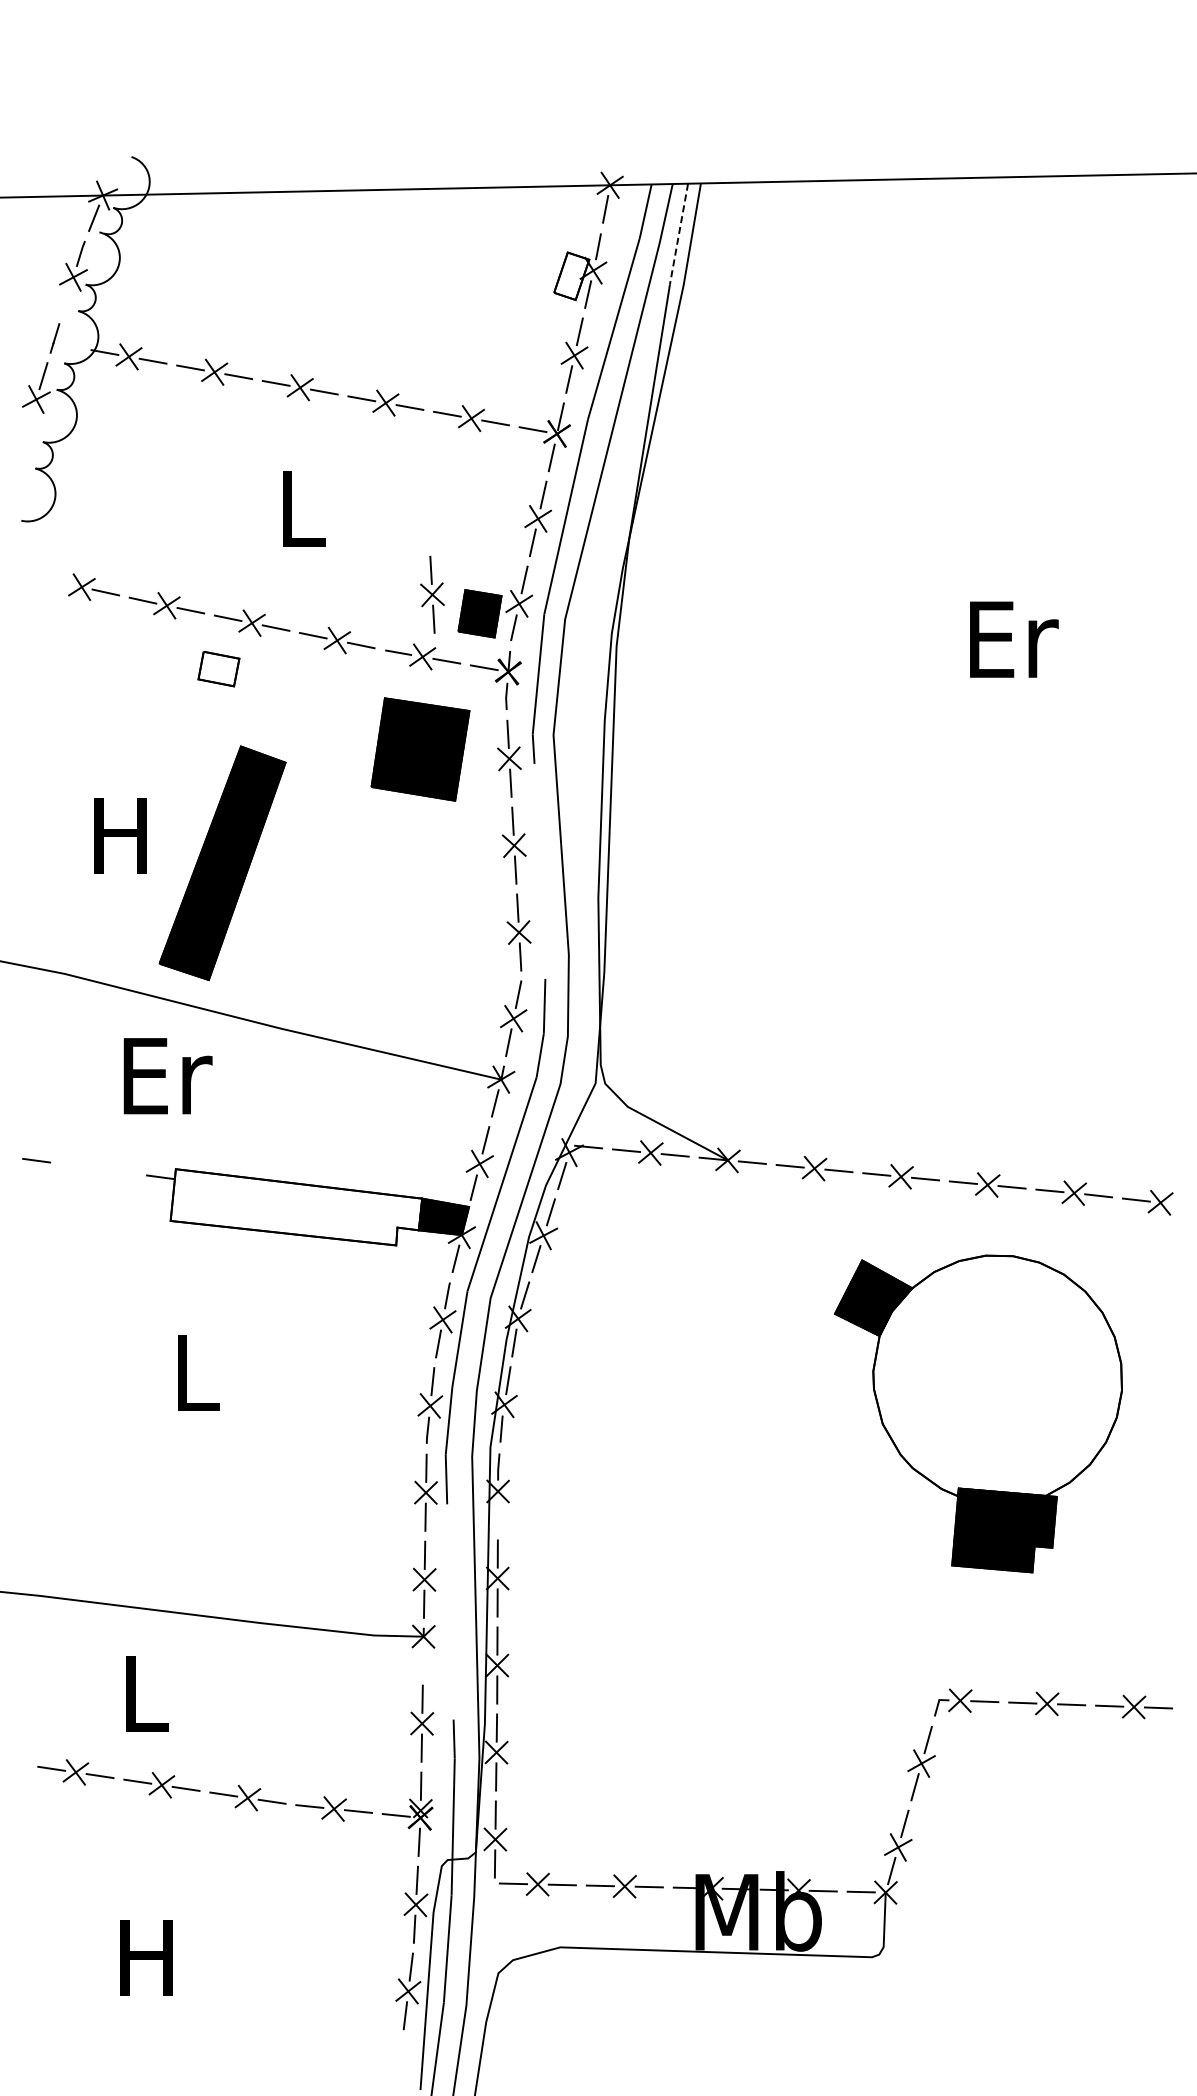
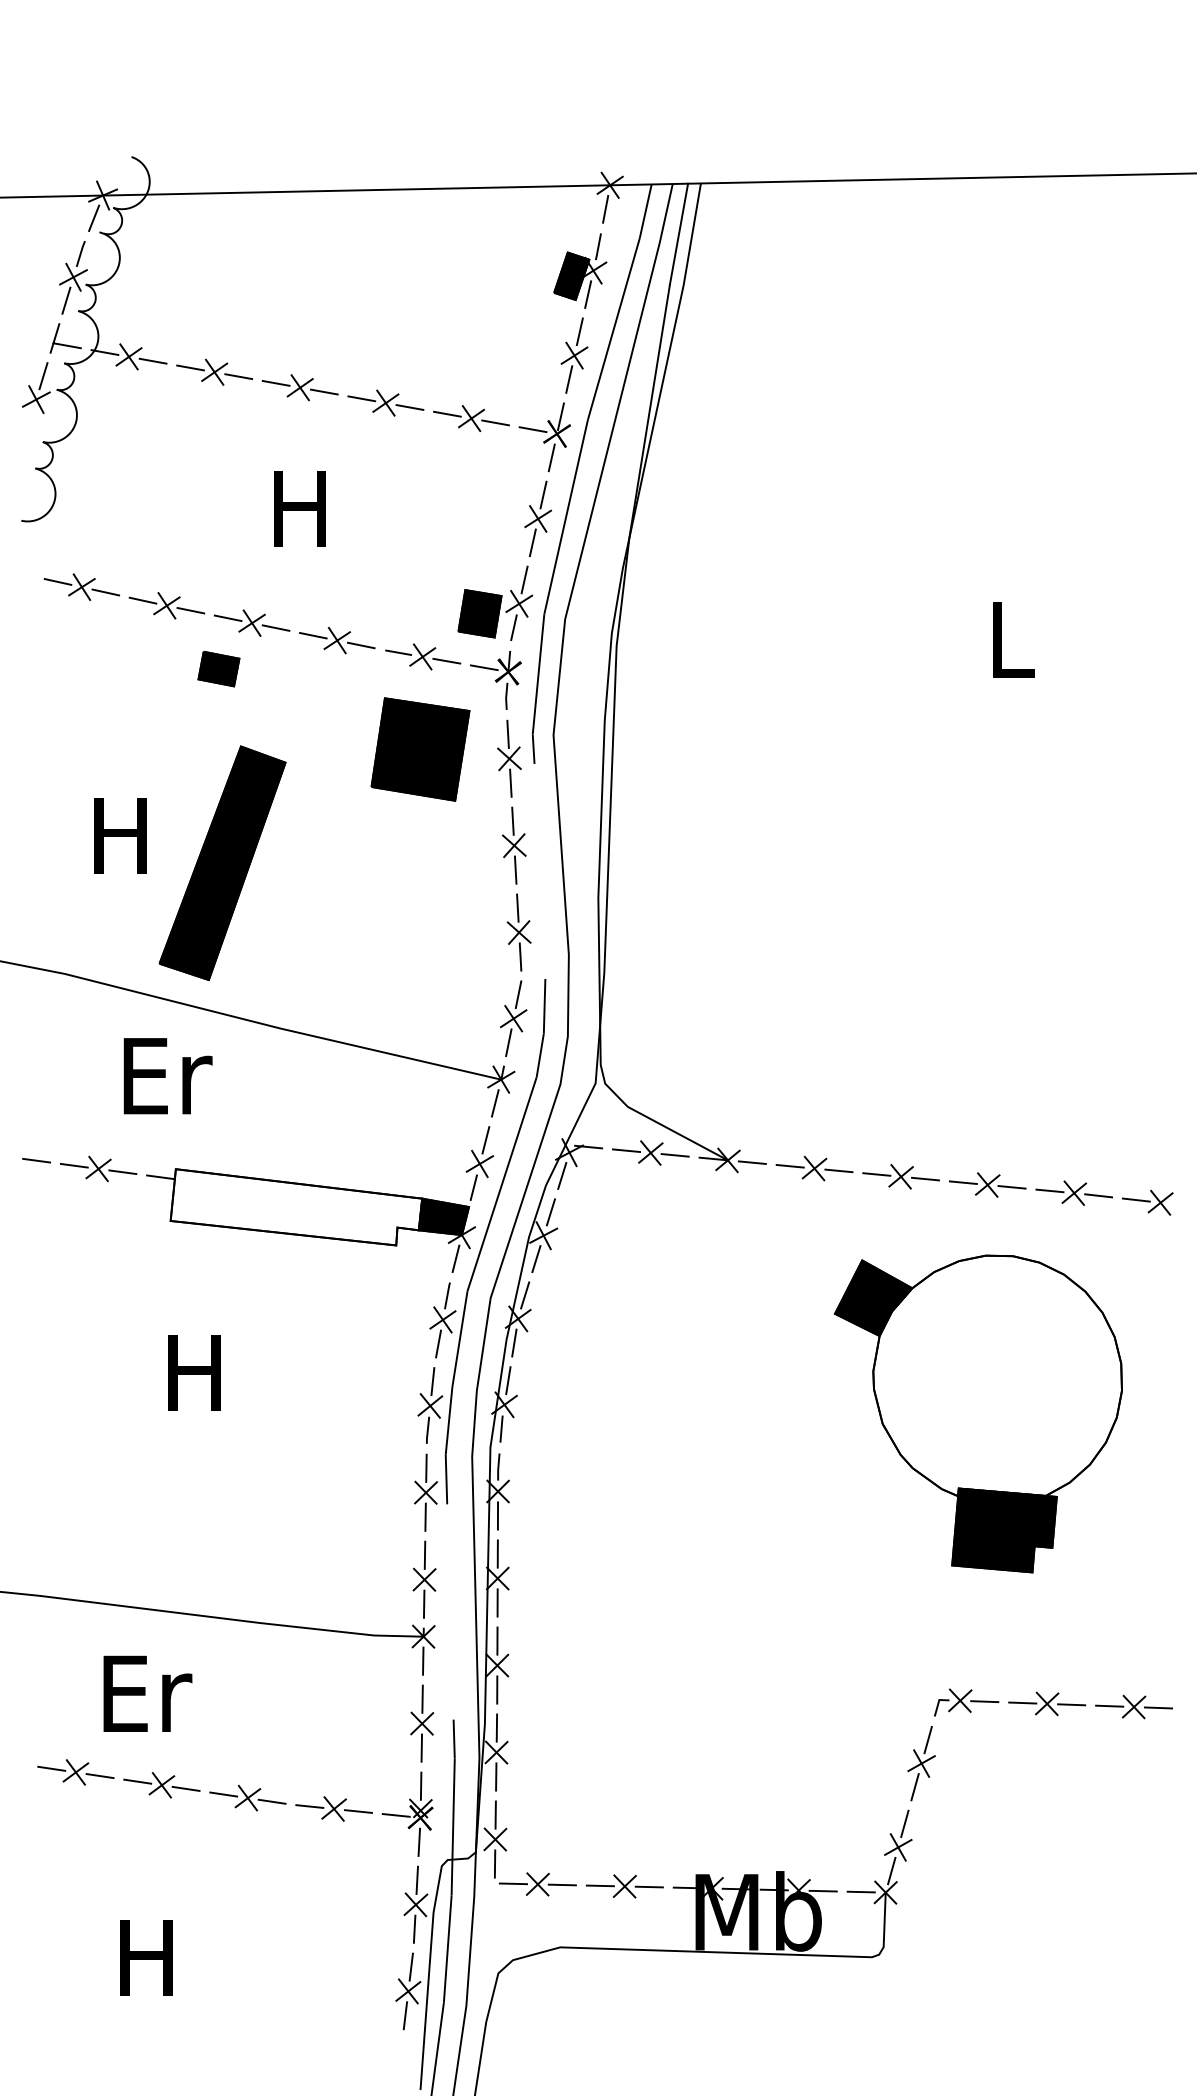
line: dashed -> solid (678, 234)
fill: none -> present (571, 276)
line: none -> present (66, 300)
line: none -> present (67, 345)
text: L -> H (299, 508)
line: none -> present (57, 581)
part: present -> none (432, 594)
text: Er -> L (1014, 639)
fill: none -> present (218, 668)
part: none -> present (98, 1168)
text: L -> H (194, 1372)
line: none -> present (497, 1515)
line: none -> present (423, 1660)
text: L -> Er (147, 1693)
